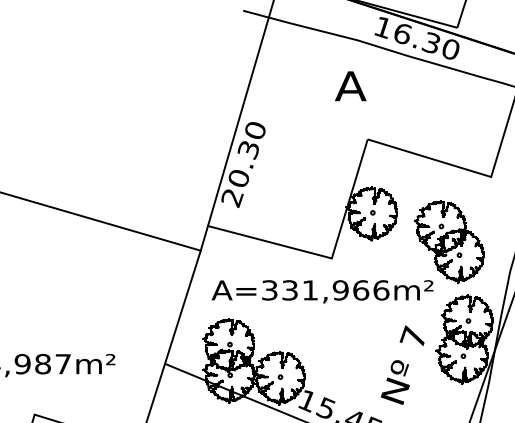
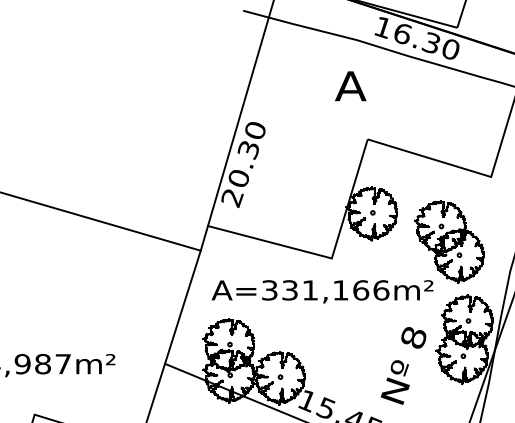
text: A=331,966m² -> A=331,166m² (340, 290)
text: 7 -> 8 (412, 336)
